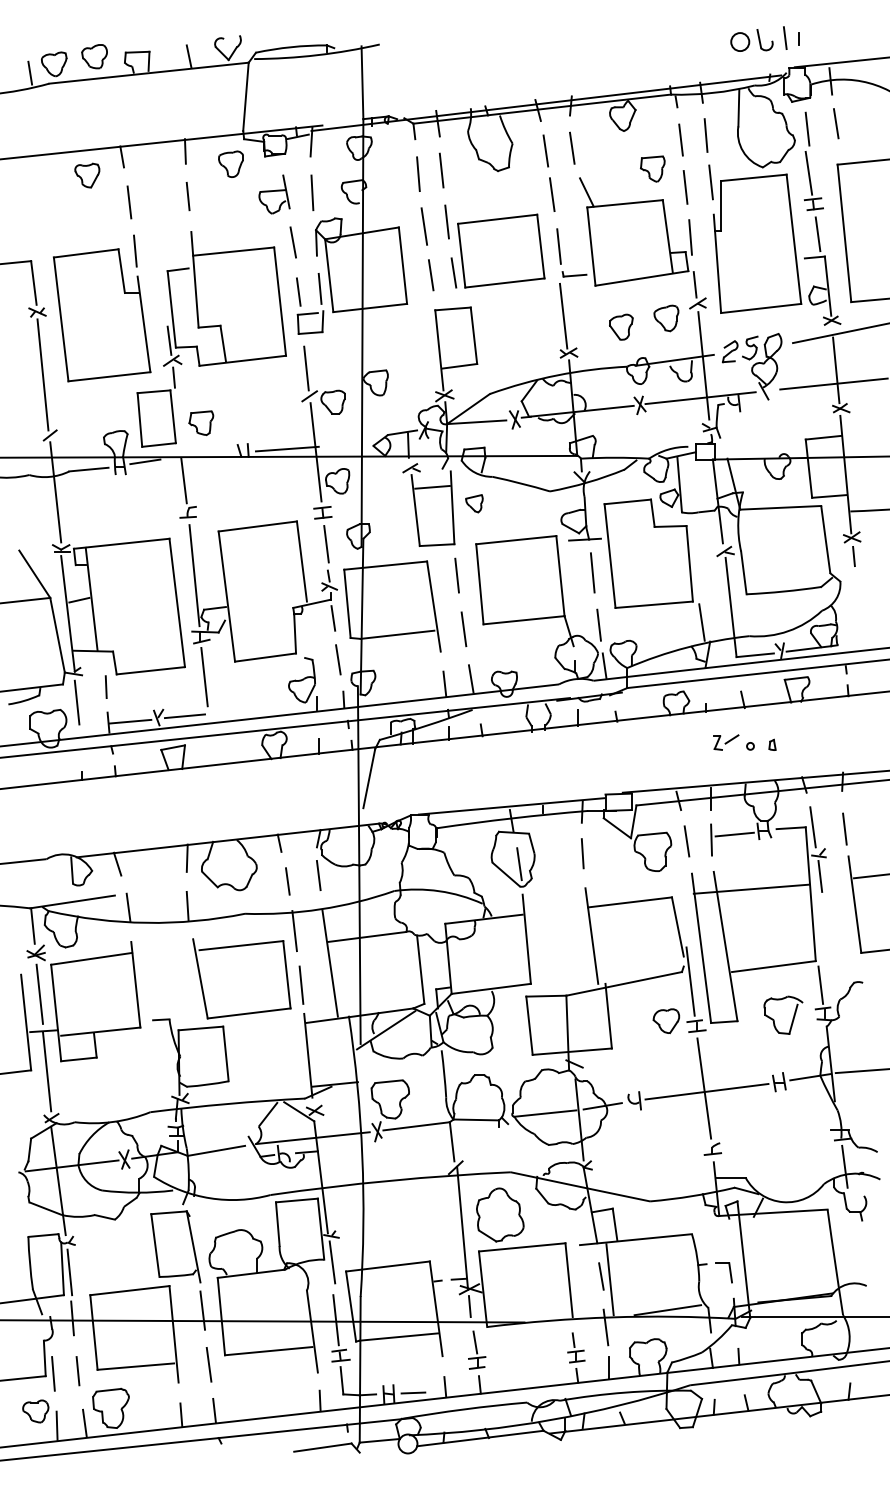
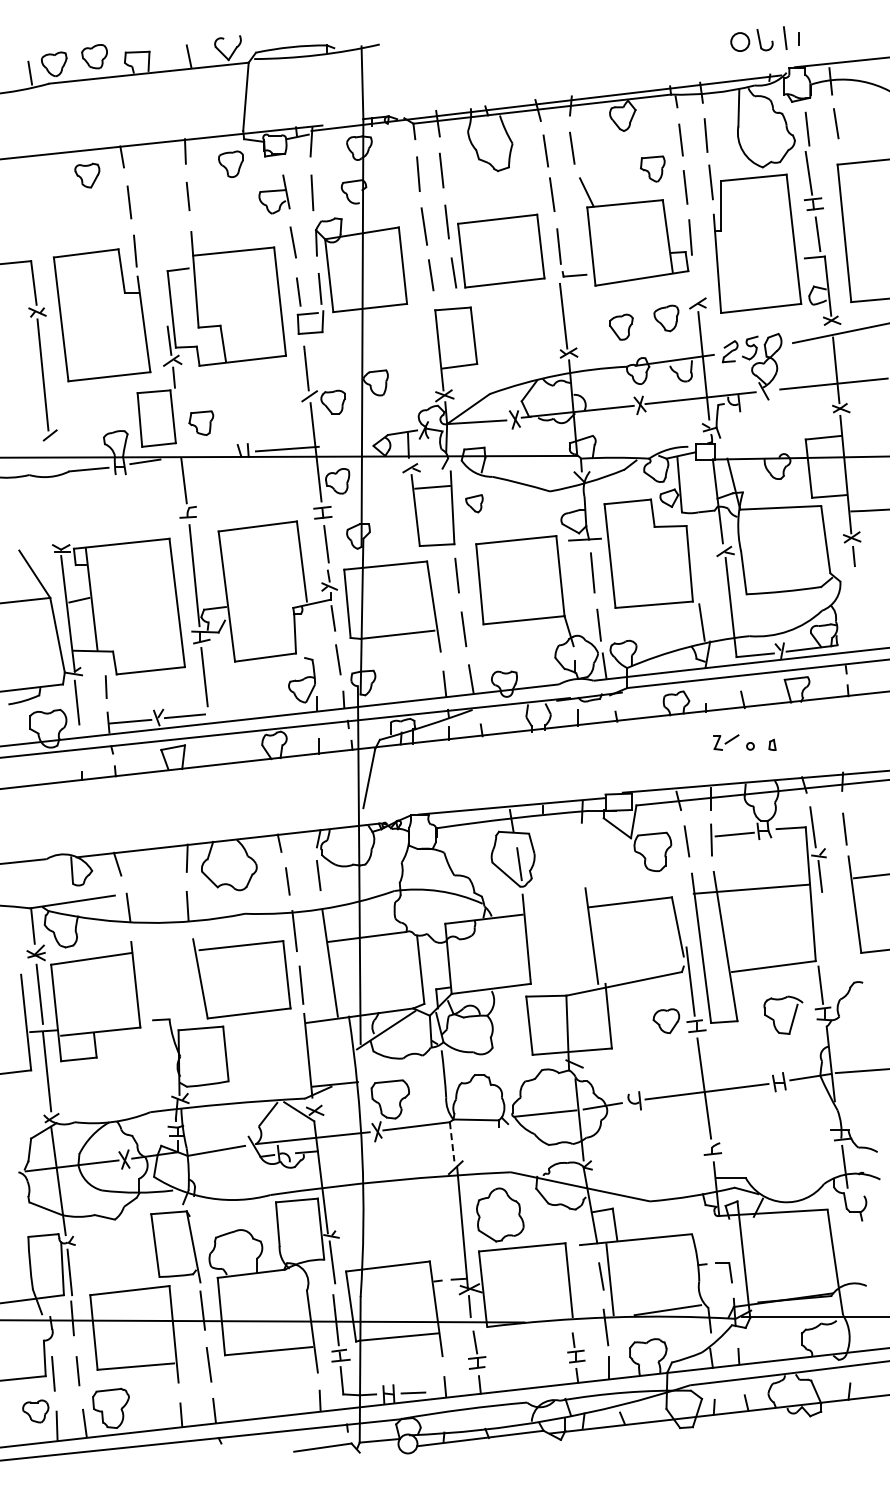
line: present -> none (694, 284)
line: present -> none (55, 492)
line: present -> none (582, 853)
line: solid -> dashed (452, 1141)
